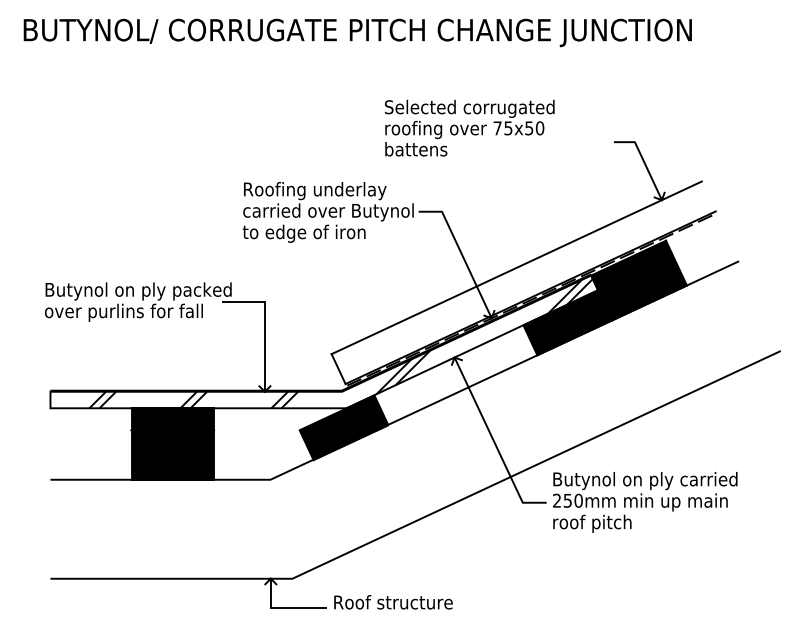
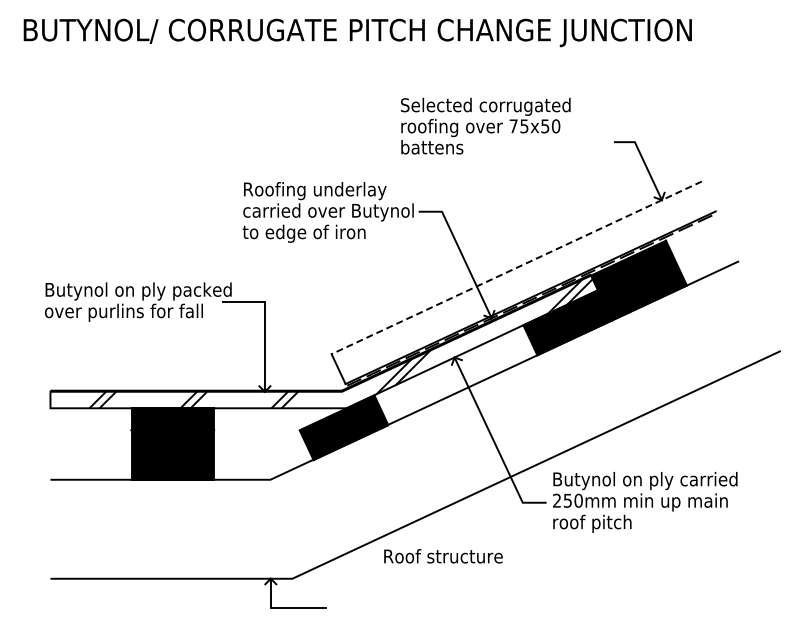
text position: (469, 127) -> (485, 125) (485, 125)
line: solid -> dashed (516, 268)
text position: (393, 602) -> (443, 556) (443, 556)
